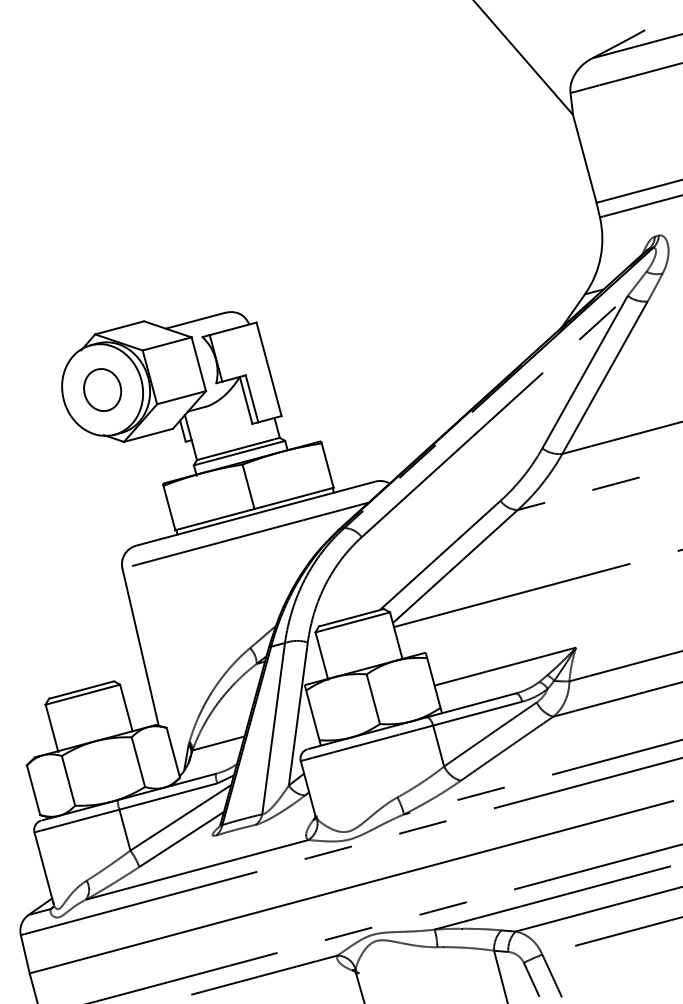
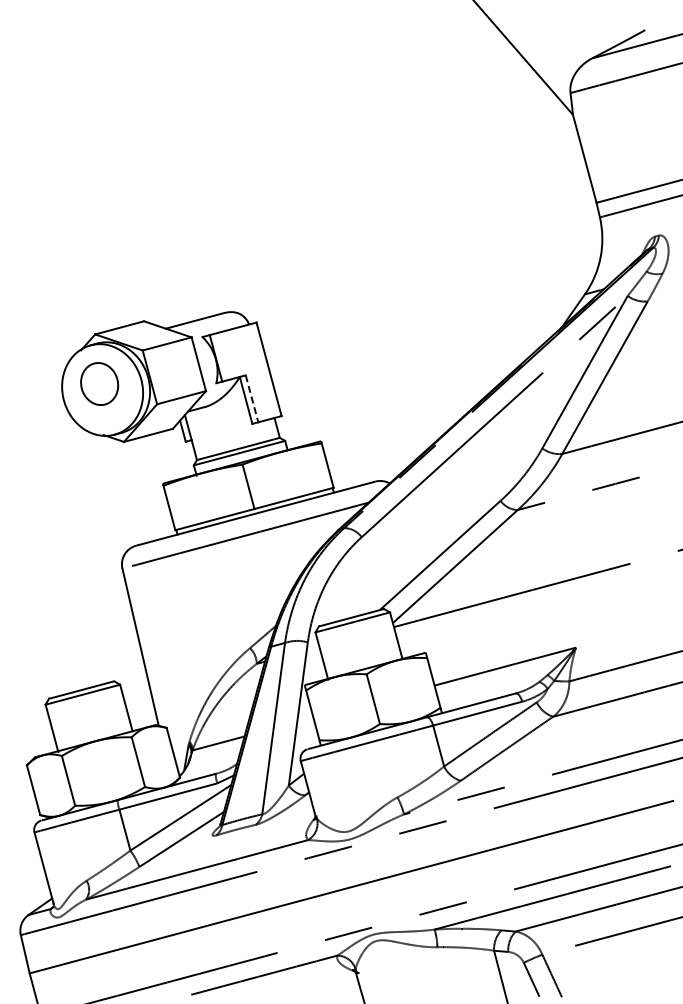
part position: (102, 389) -> (99, 383) (99, 383)
line: solid -> dashed (252, 399)
